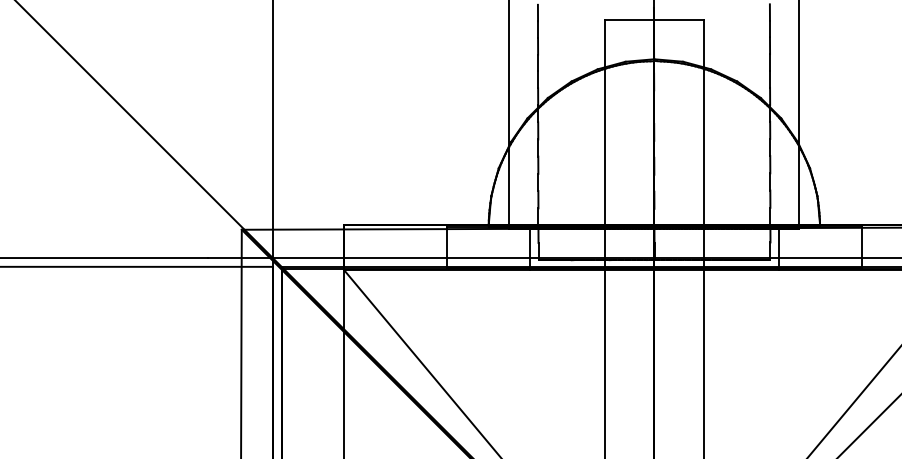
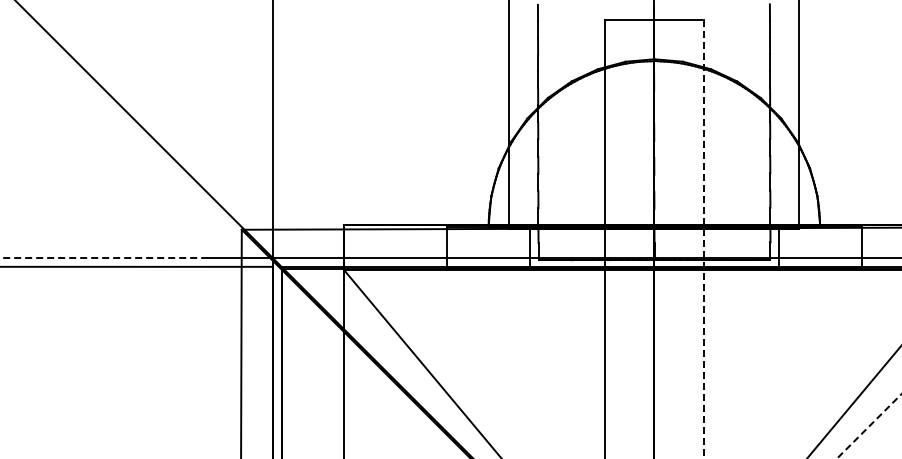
line: solid -> dashed (704, 239)
line: solid -> dashed (104, 258)
line: solid -> dashed (869, 426)
